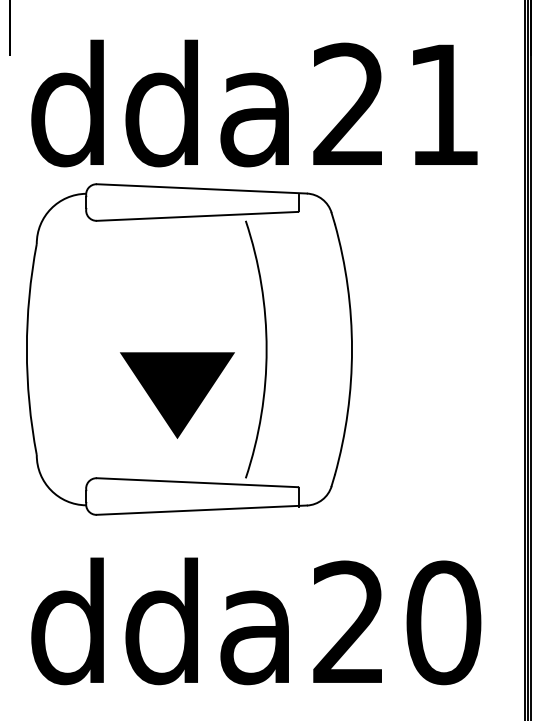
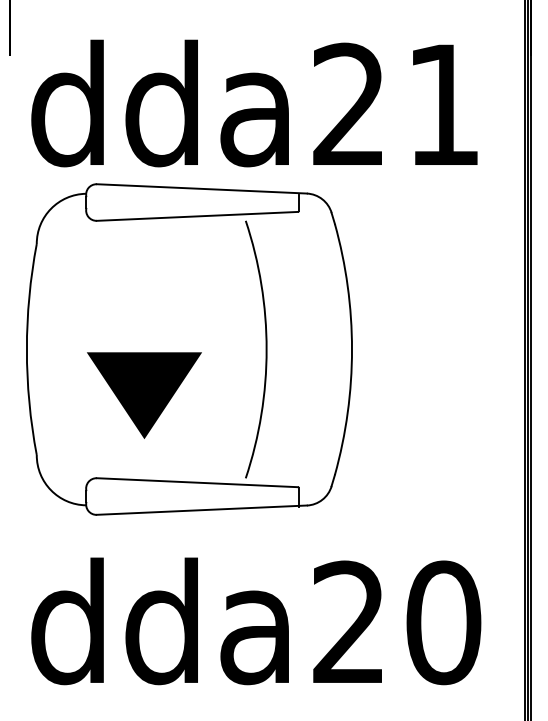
part position: (177, 395) -> (144, 395) (144, 395)
